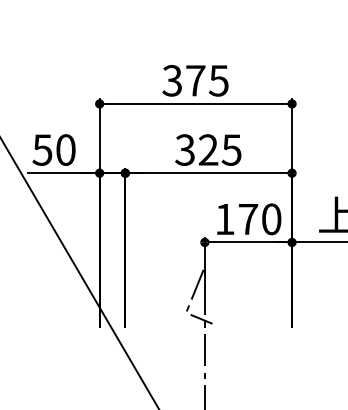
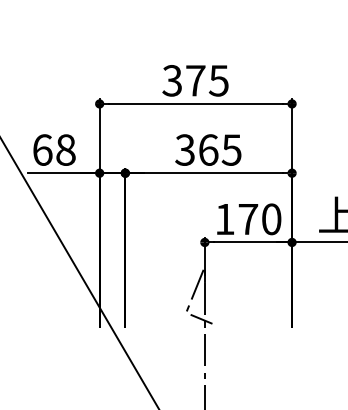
text: 50 -> 68 (53, 149)
text: 325 -> 365 (208, 149)
